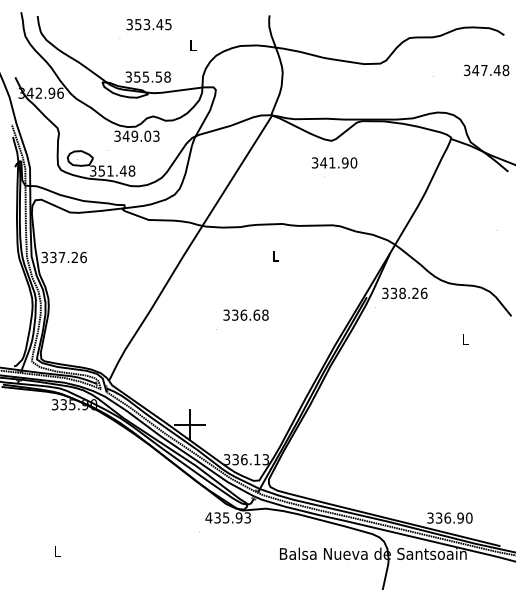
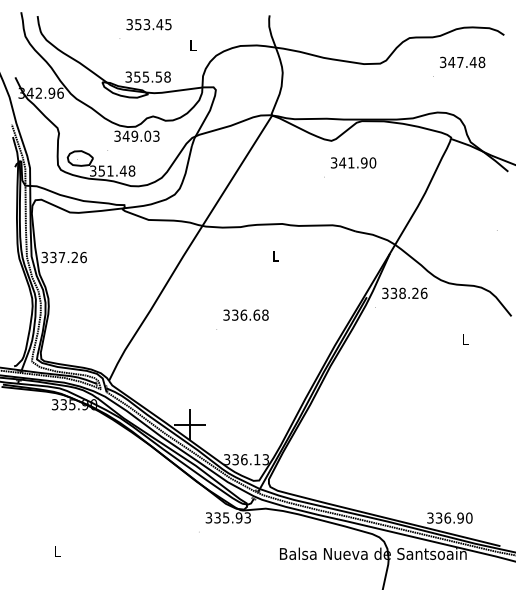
text position: (486, 70) -> (462, 62) (462, 62)
text position: (334, 162) -> (353, 162) (353, 162)
text: 435.93 -> 335.93 (208, 517)
